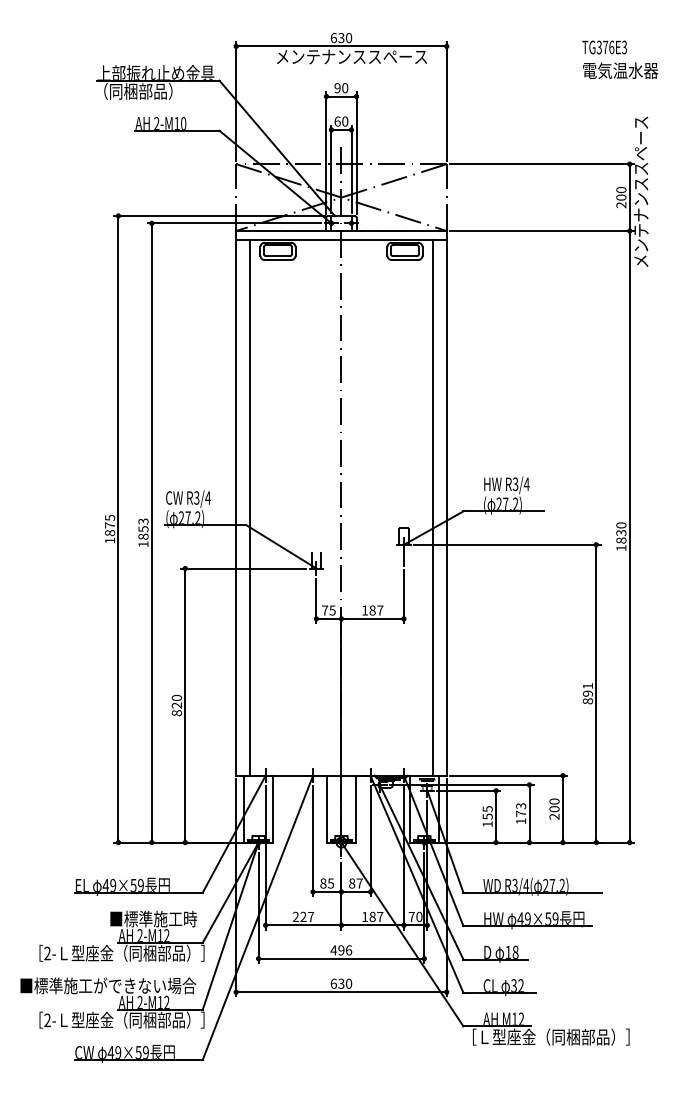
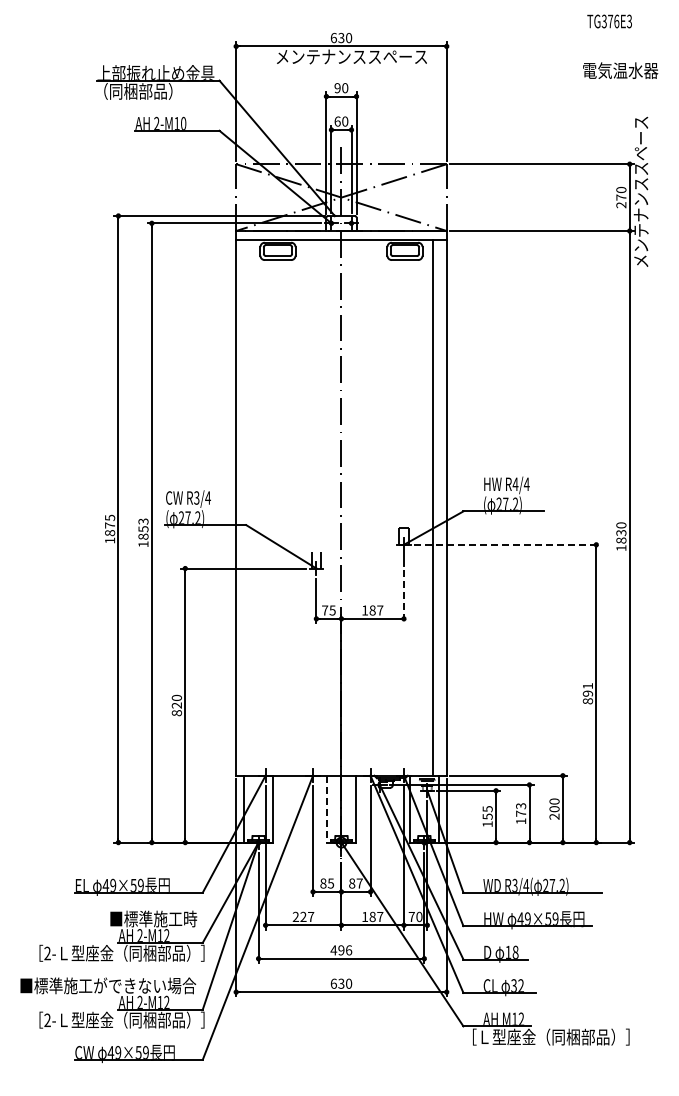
text position: (604, 47) -> (609, 21) (609, 21)
text: 200 -> 270 (621, 197)
text: R3/4 -> R4/4 (515, 484)
line: present -> none (249, 507)
line: solid -> dashed (507, 544)
line: solid -> dashed (403, 596)
line: solid -> dashed (327, 809)
